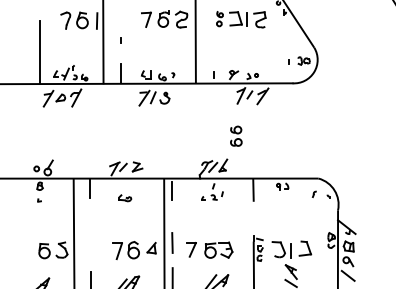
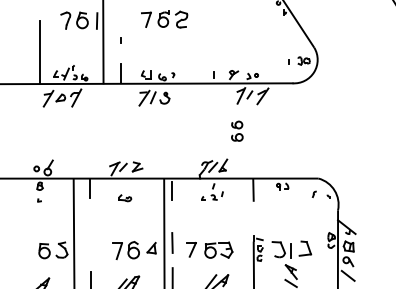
part: present -> none (241, 19)
line: present -> none (195, 42)
part position: (236, 135) -> (237, 130) (237, 130)
